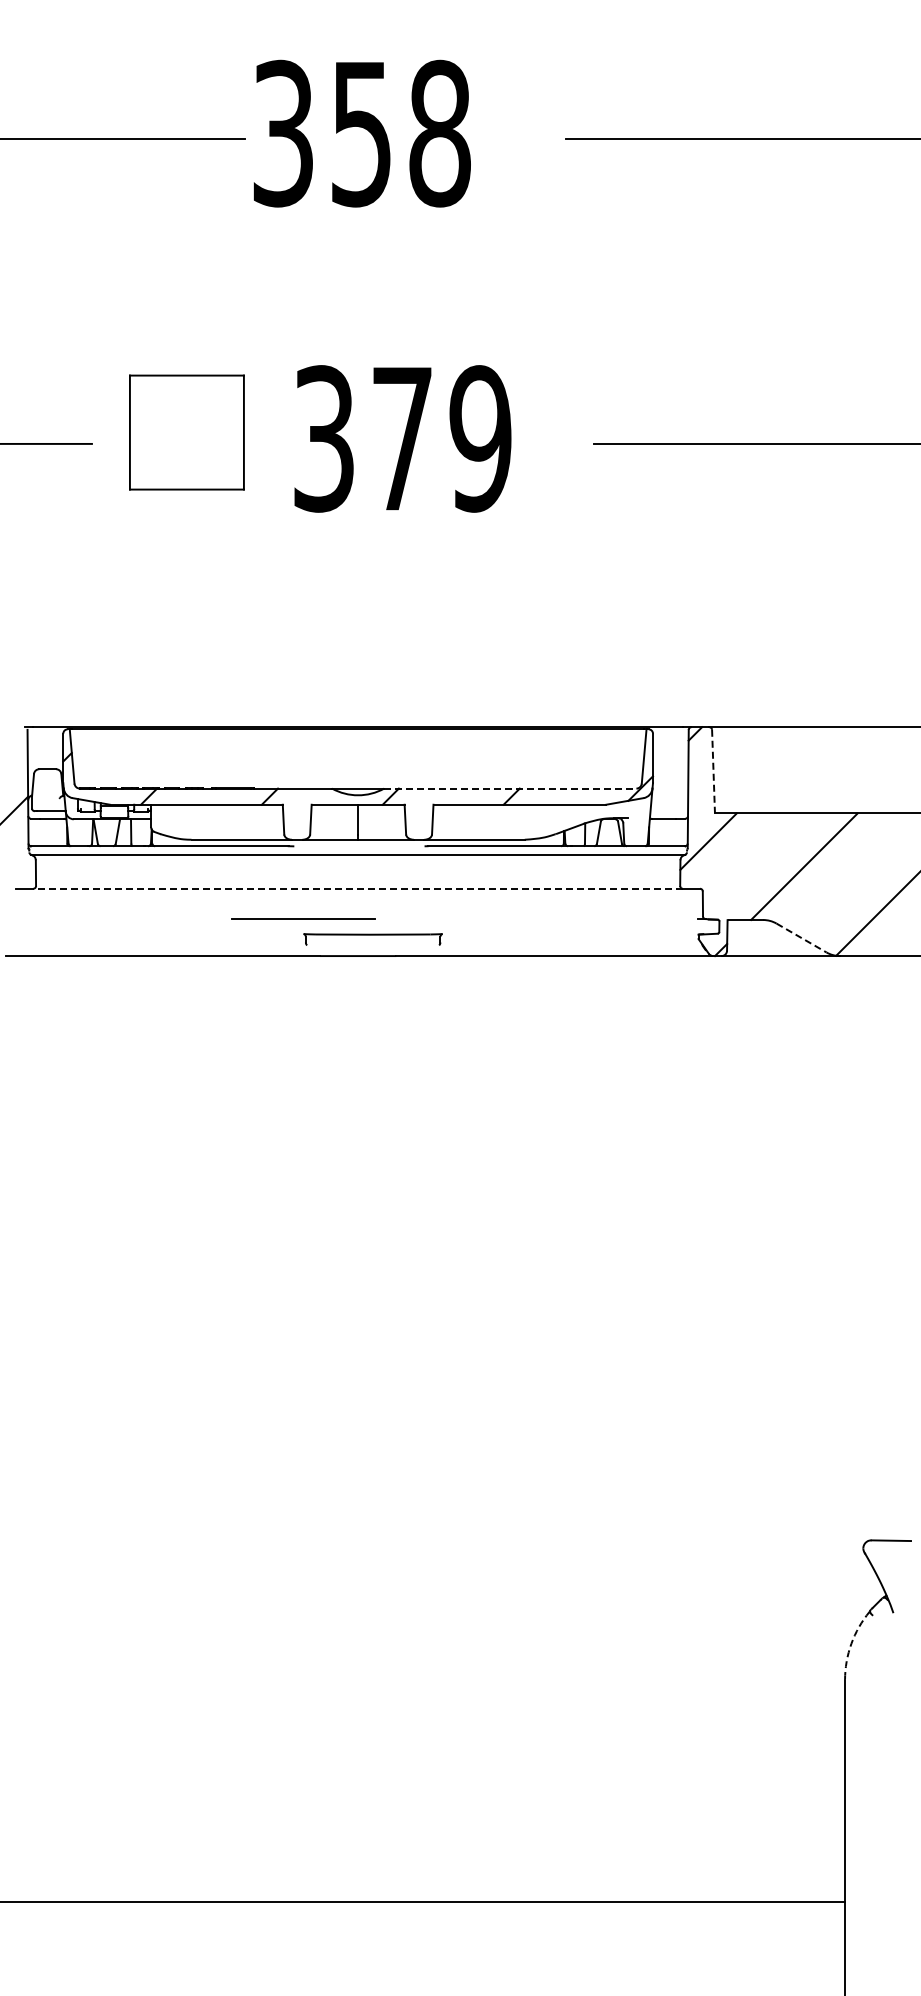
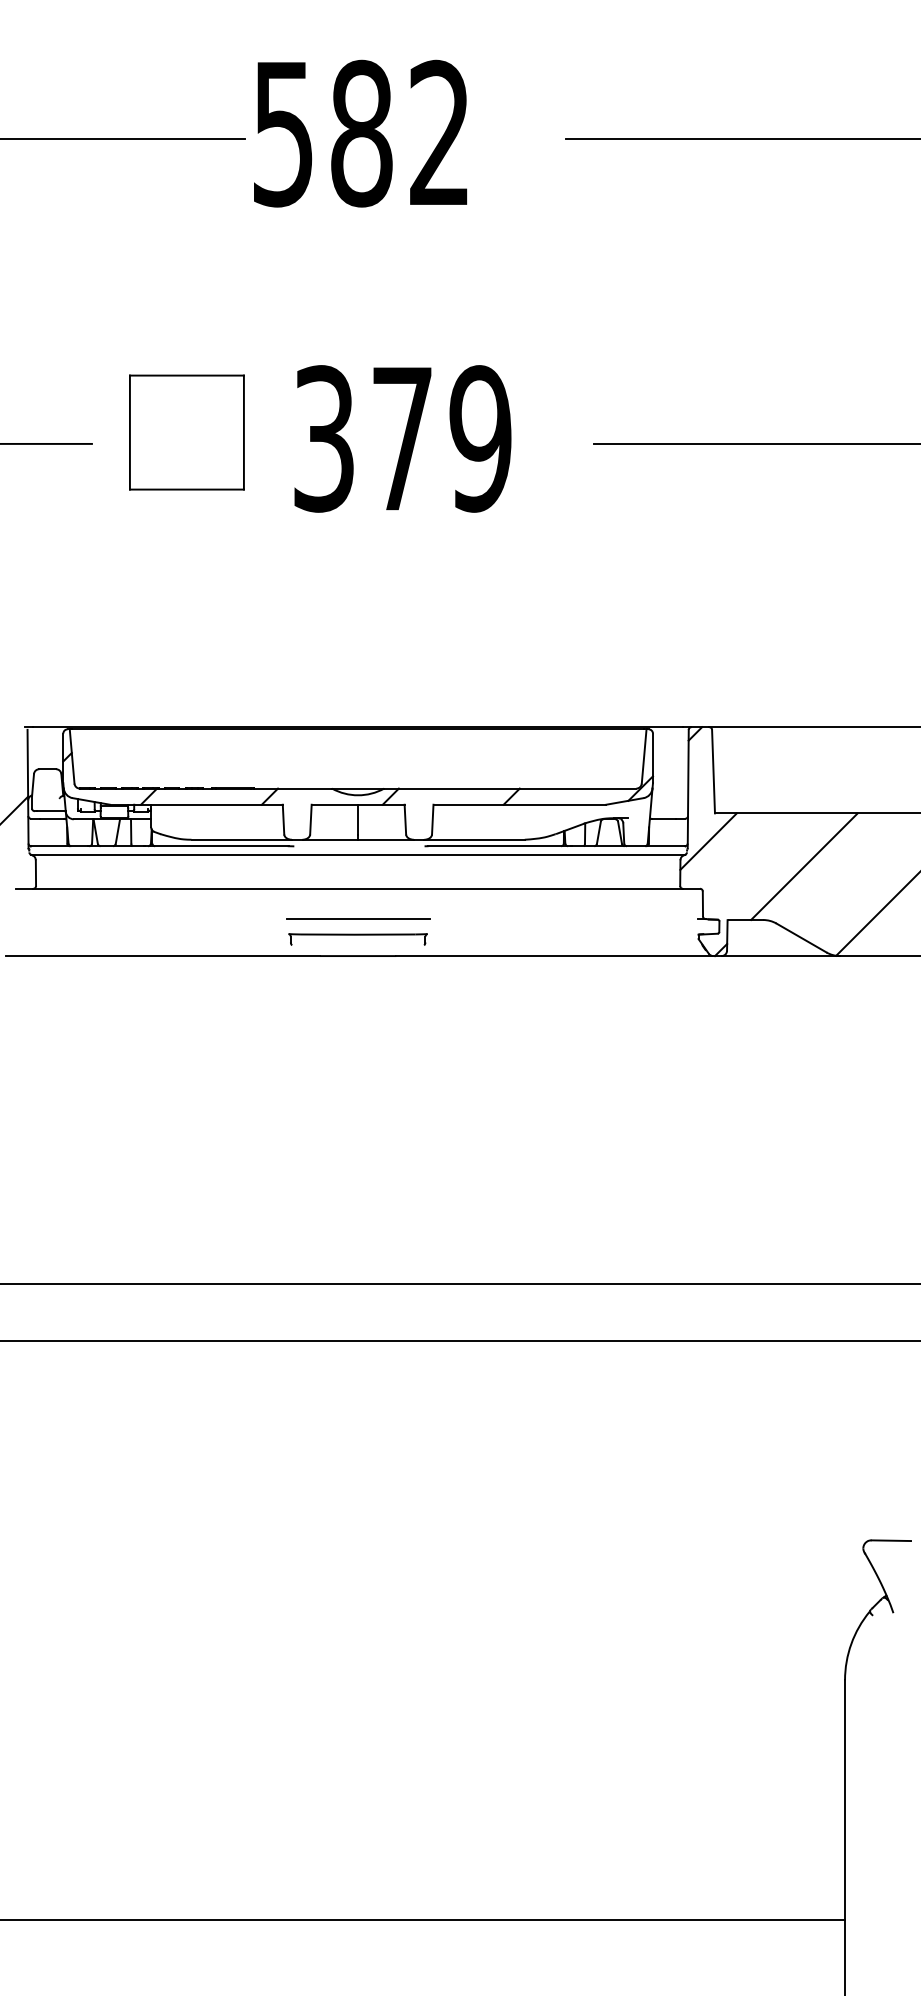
text: 358 -> 582 (361, 133)
line: dashed -> solid (713, 771)
line: dashed -> solid (510, 788)
line: dashed -> solid (358, 888)
line position: (303, 918) -> (358, 918) (358, 918)
line: dashed -> solid (801, 938)
part position: (372, 939) -> (357, 939) (357, 939)
line: none -> present (459, 1284)
line: none -> present (459, 1341)
arc: dashed -> solid (851, 1643)
line position: (423, 1902) -> (423, 1920) (423, 1920)
